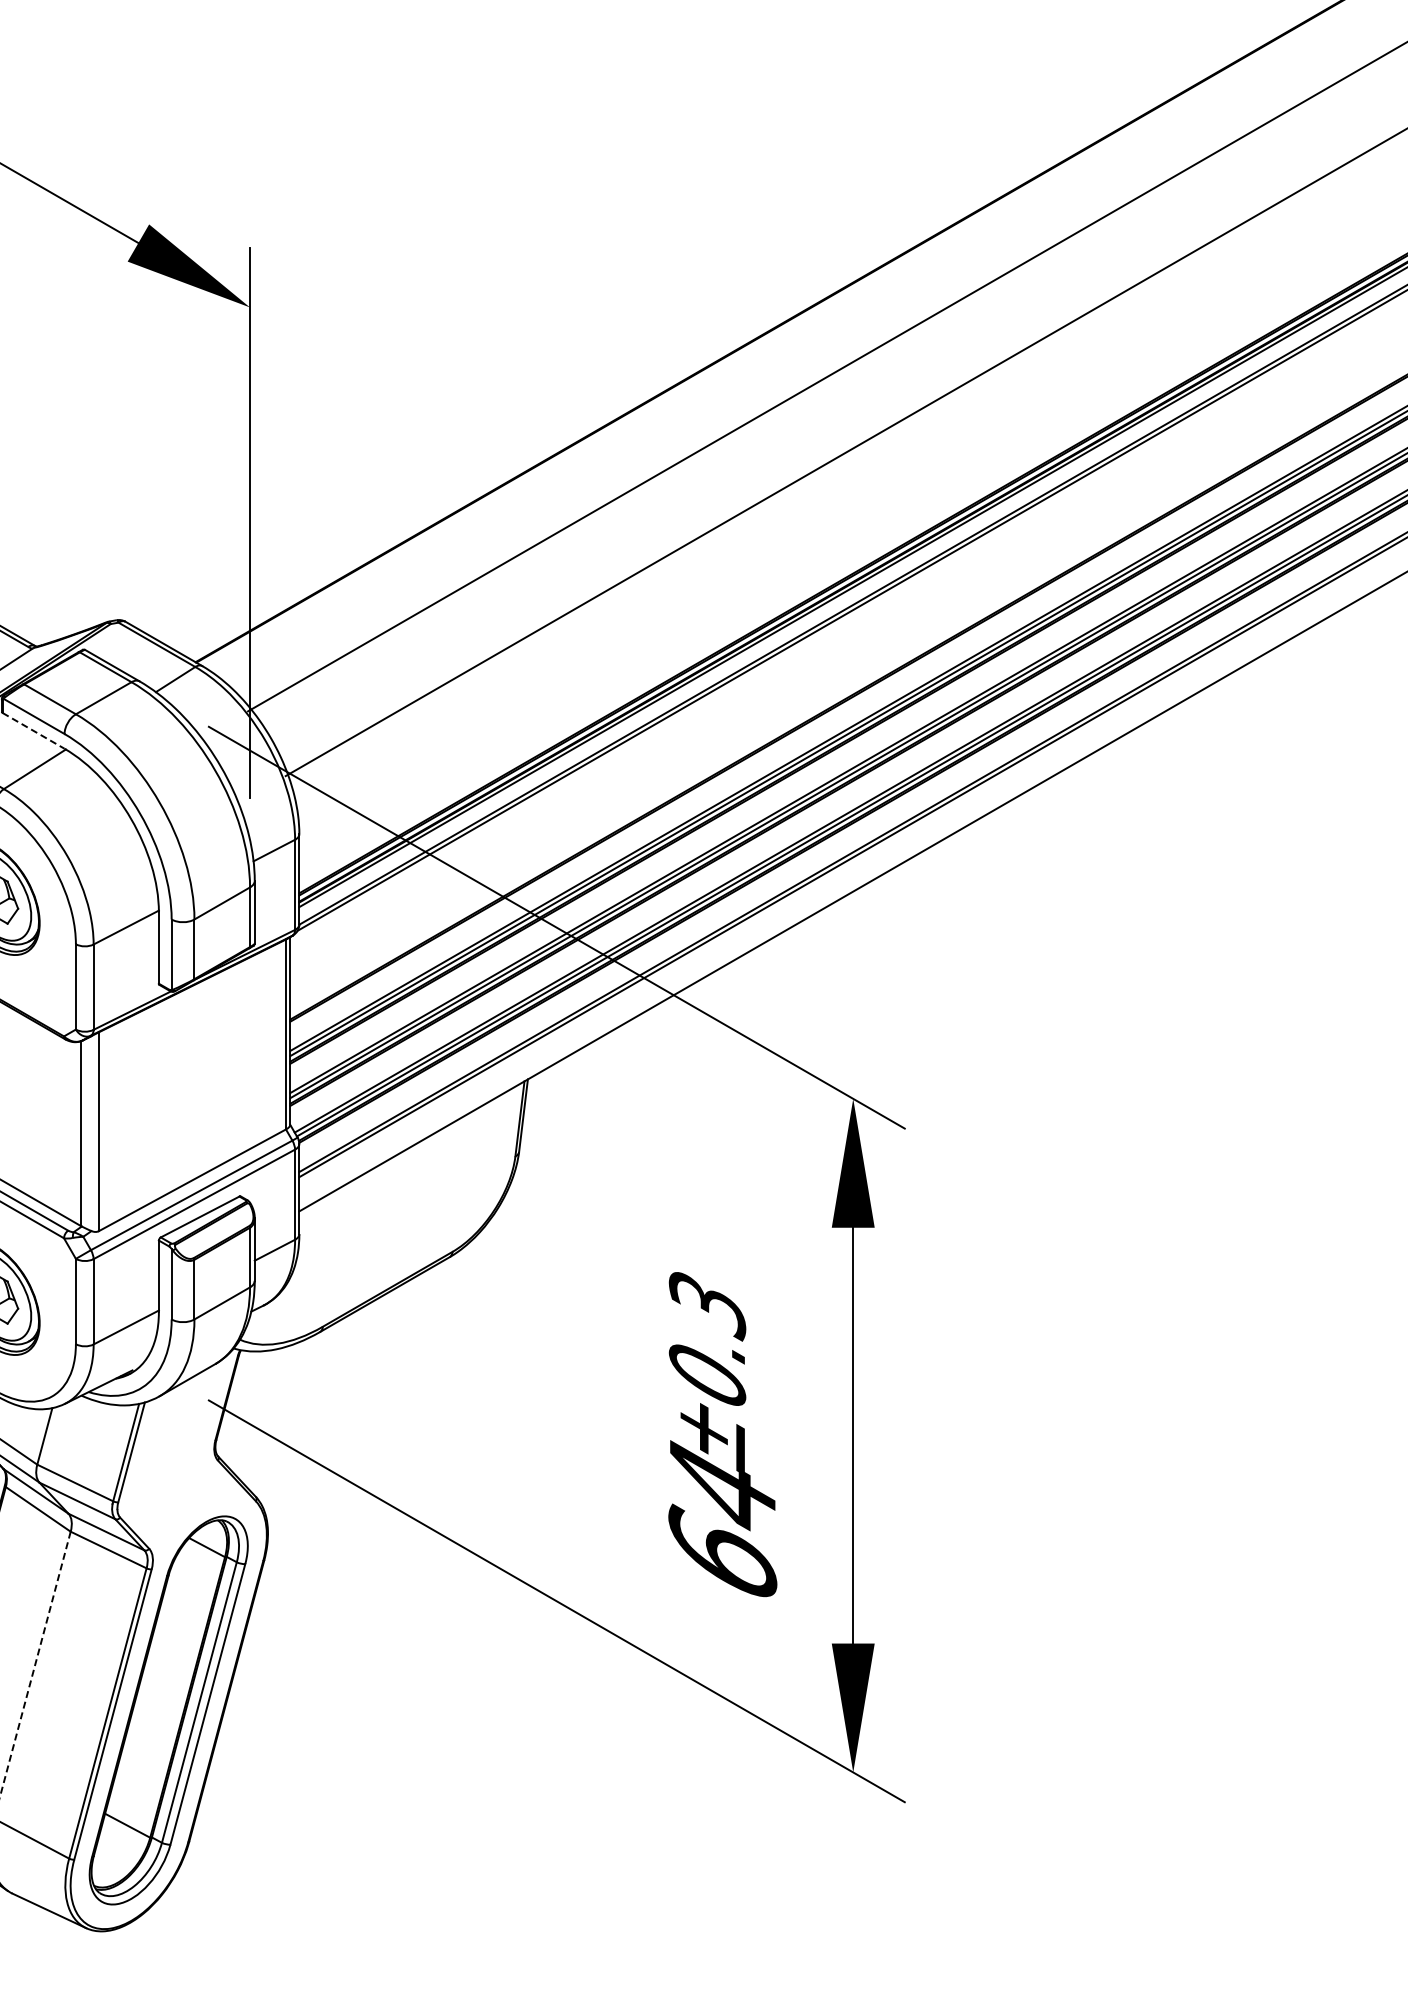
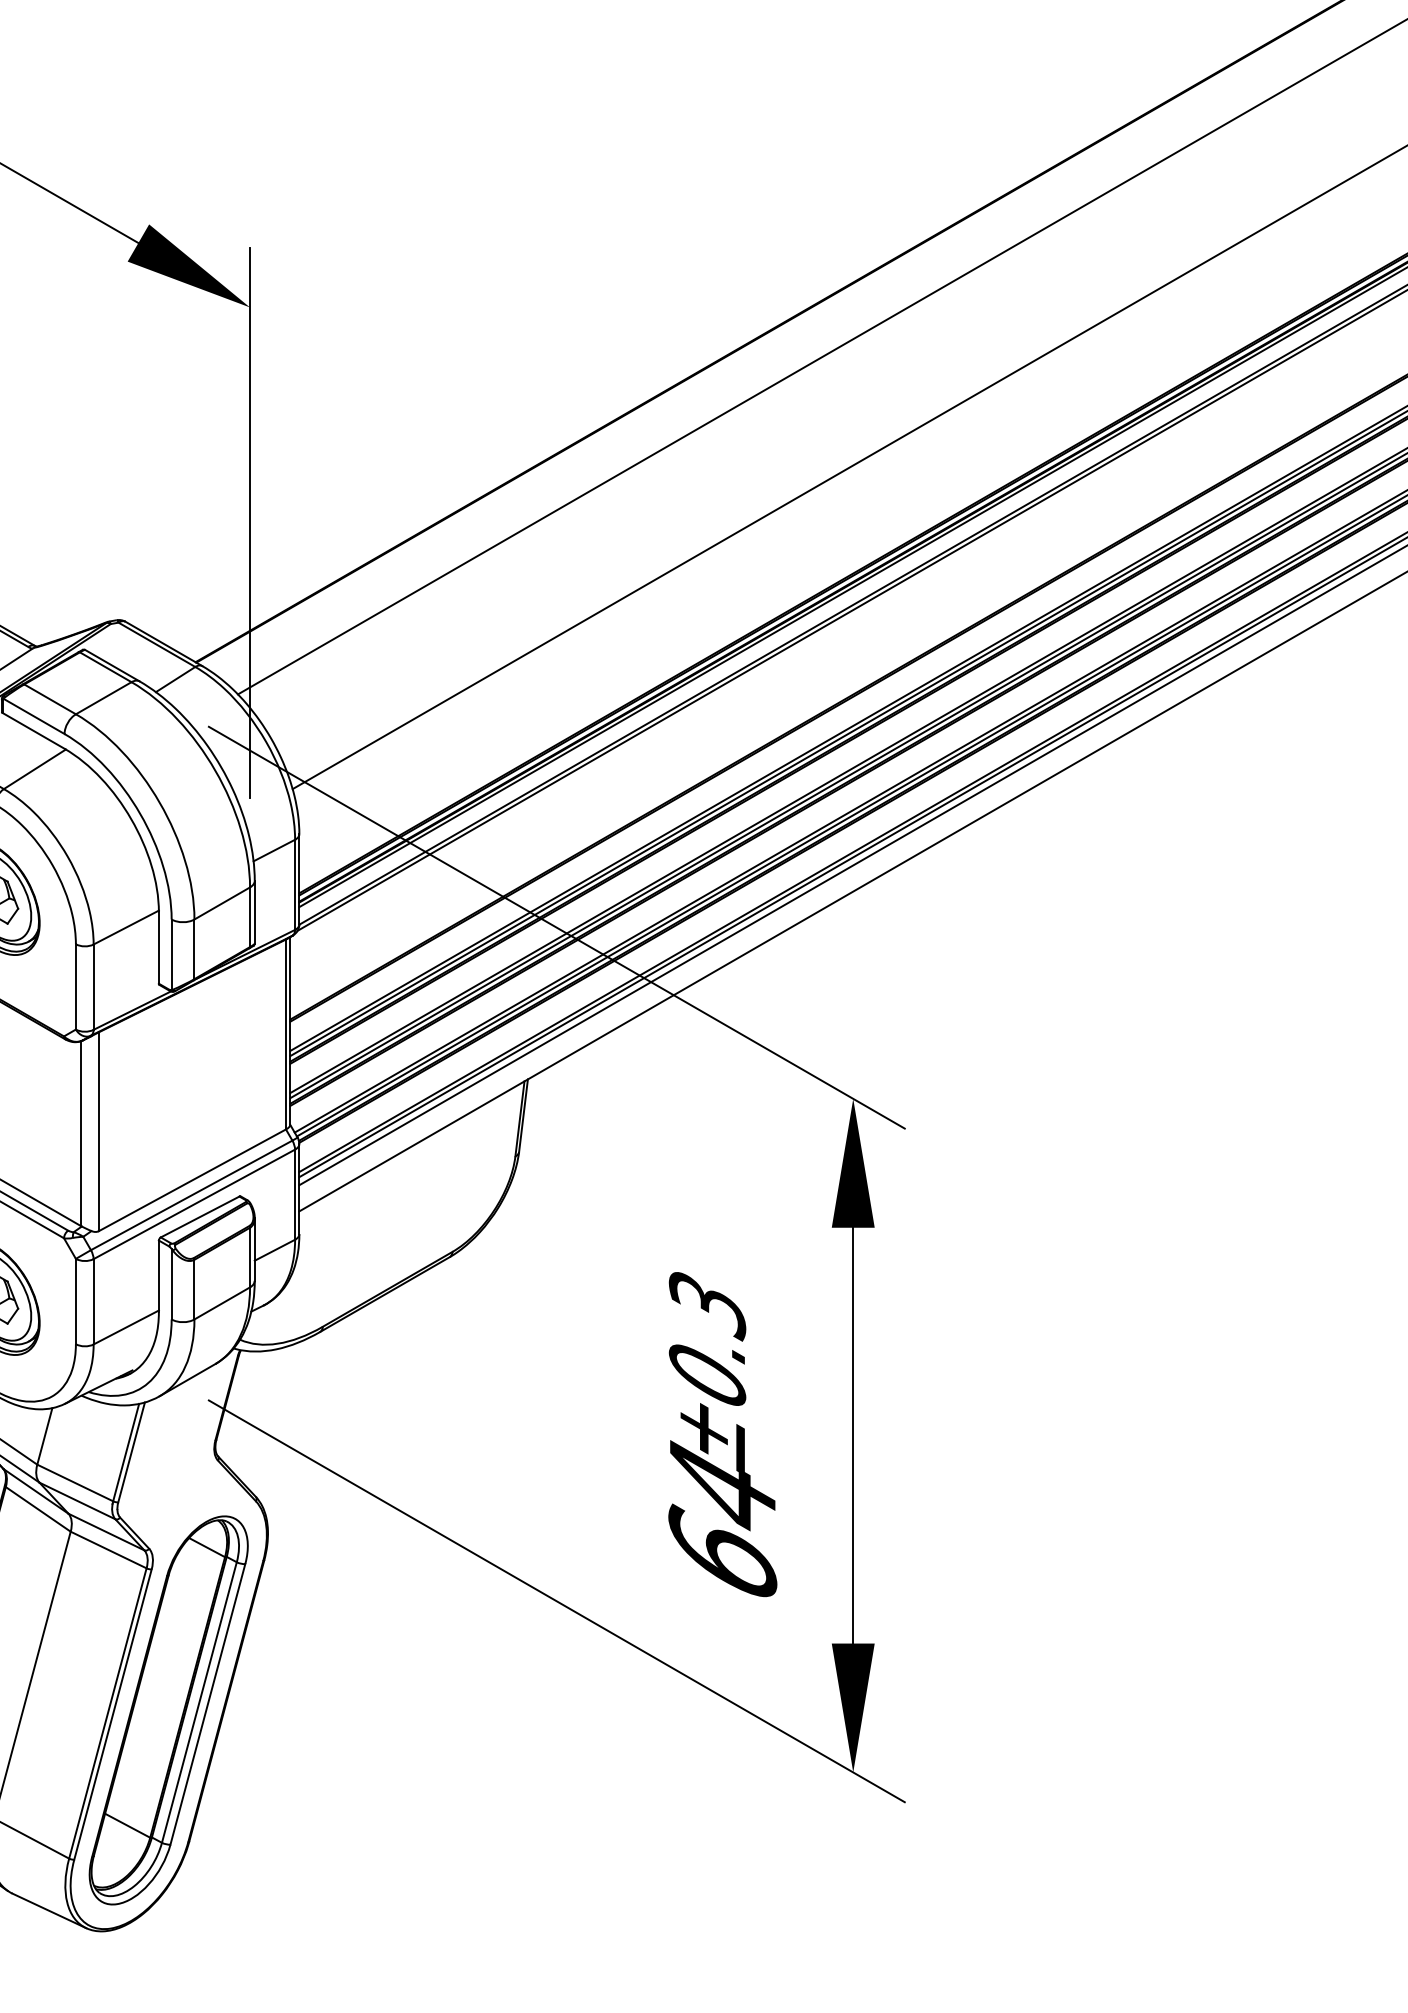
line position: (826, 377) -> (821, 357) (821, 357)
line position: (844, 452) -> (848, 467) (848, 467)
line: dashed -> solid (33, 730)
line: none -> present (851, 866)
line: dashed -> solid (35, 1664)
